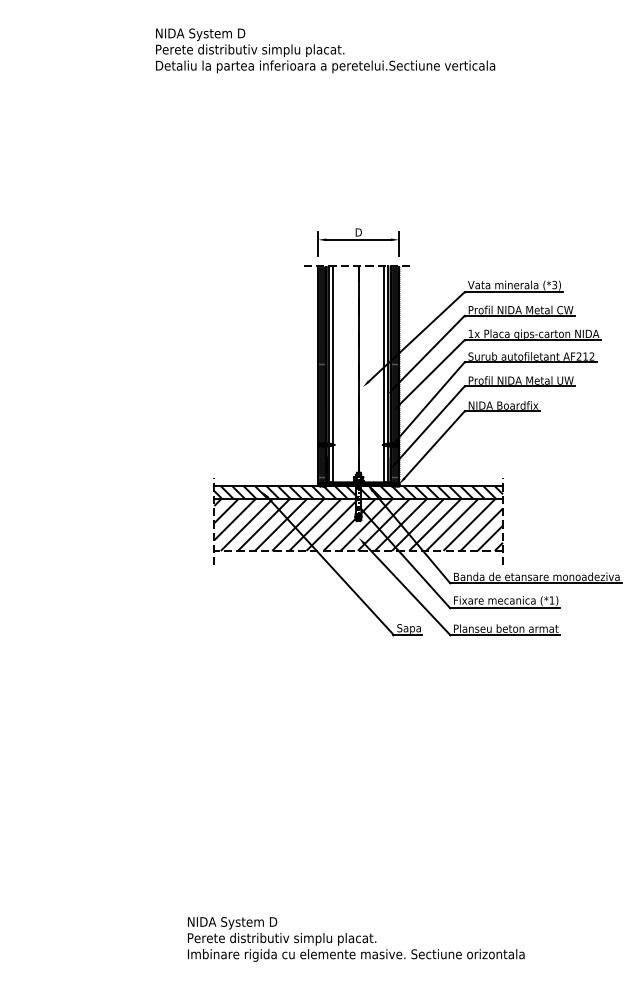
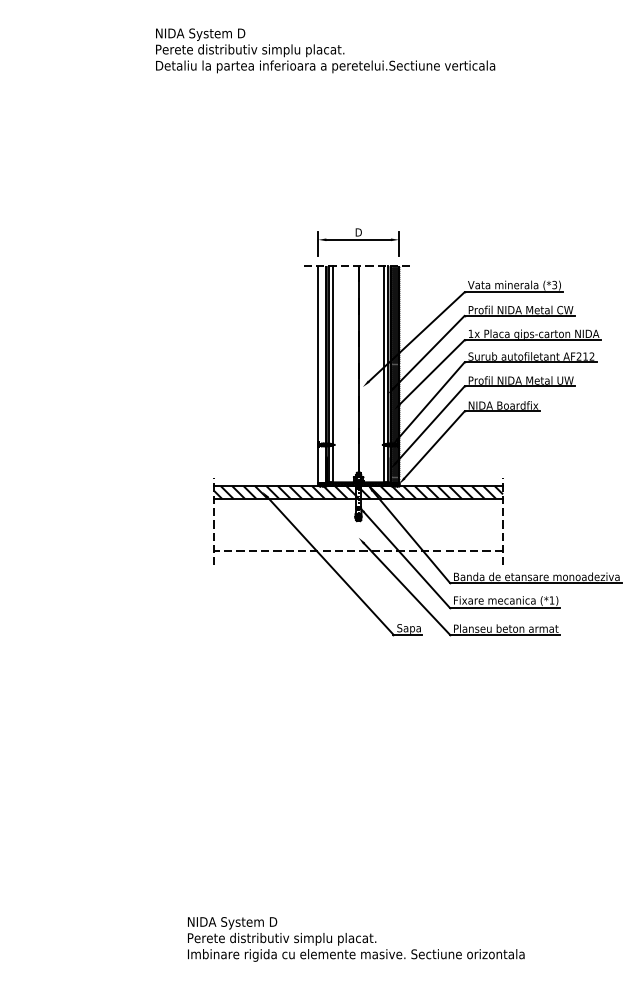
hatch: present -> none (321, 374)
hatch: present -> none (358, 524)
